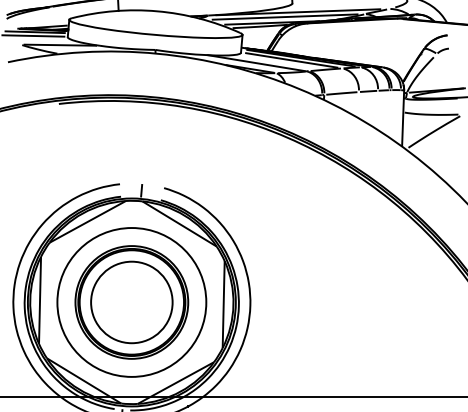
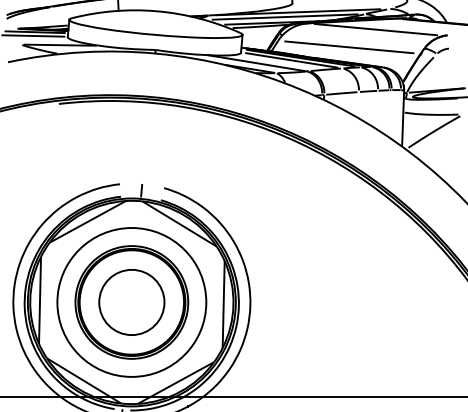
line: none -> present (375, 29)
line: none -> present (349, 47)
circle diameter: 82 px -> 65 px (131, 302)
